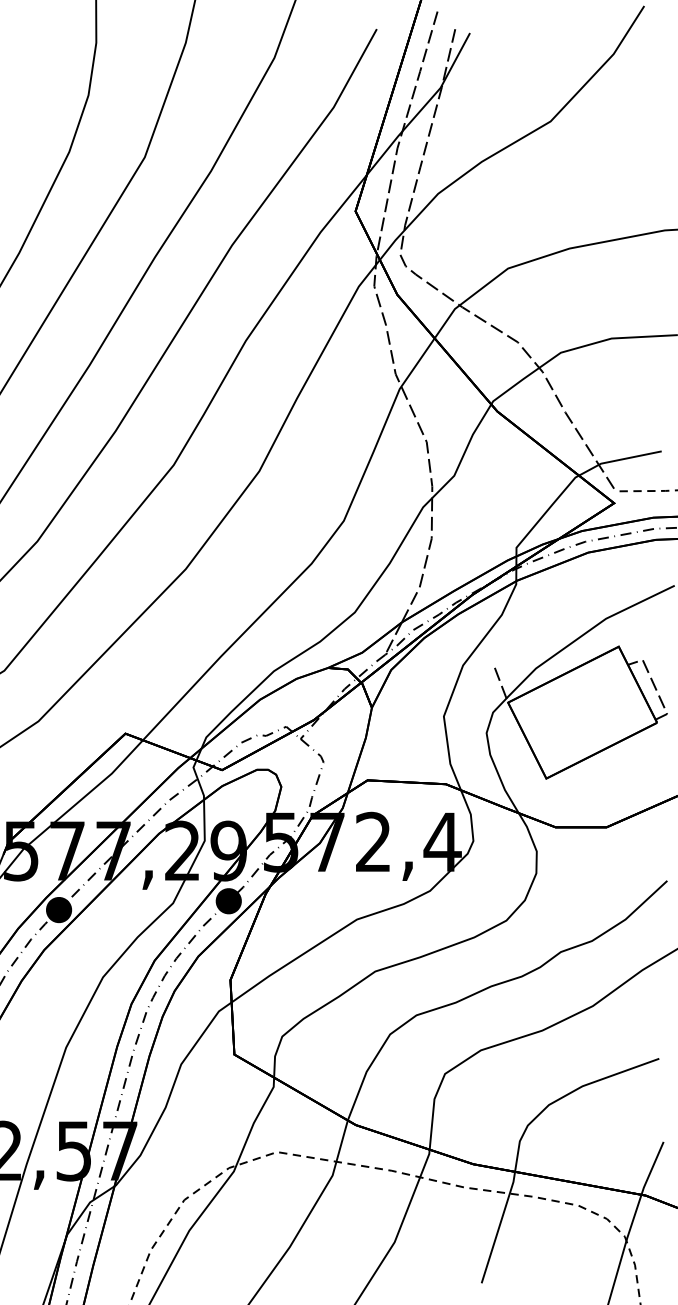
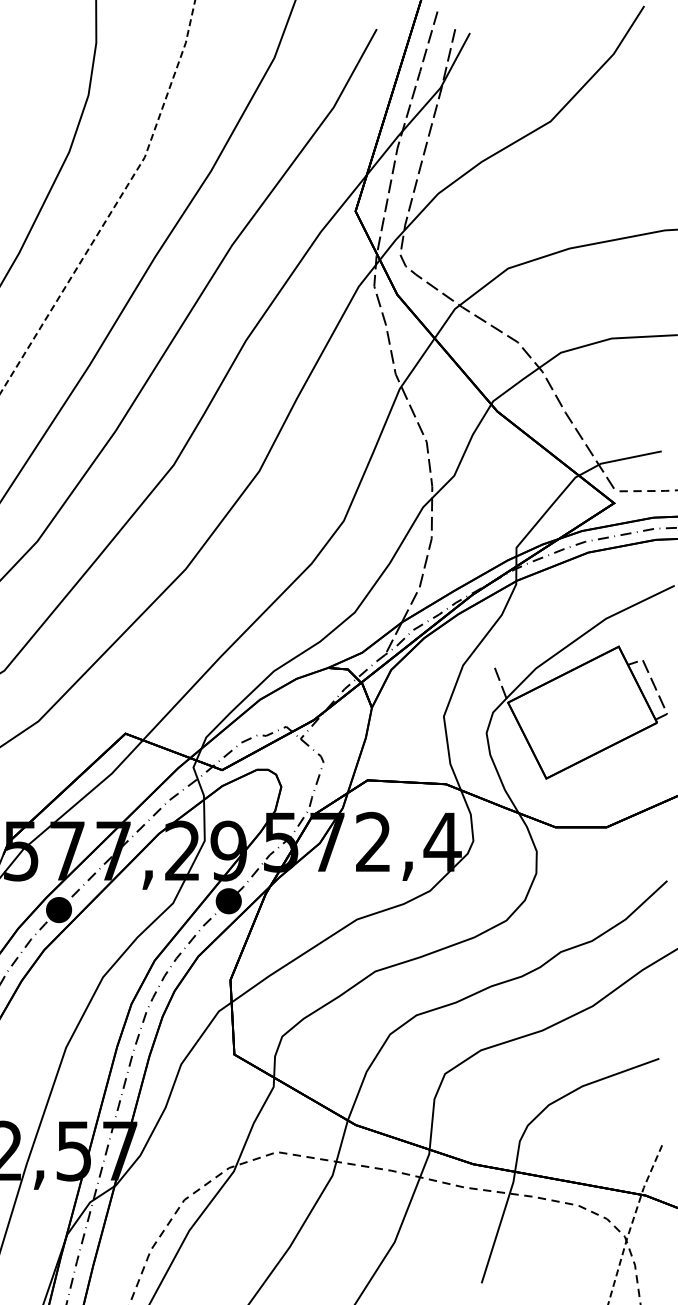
line: solid -> dashed (116, 204)
line: solid -> dashed (632, 1221)
